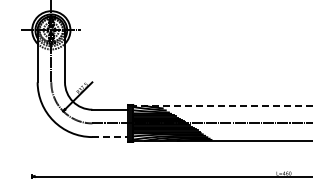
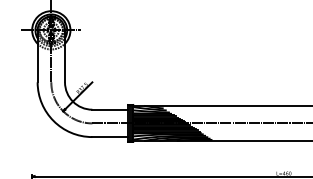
line: dashed -> solid (223, 105)
line: dashed -> solid (110, 137)
